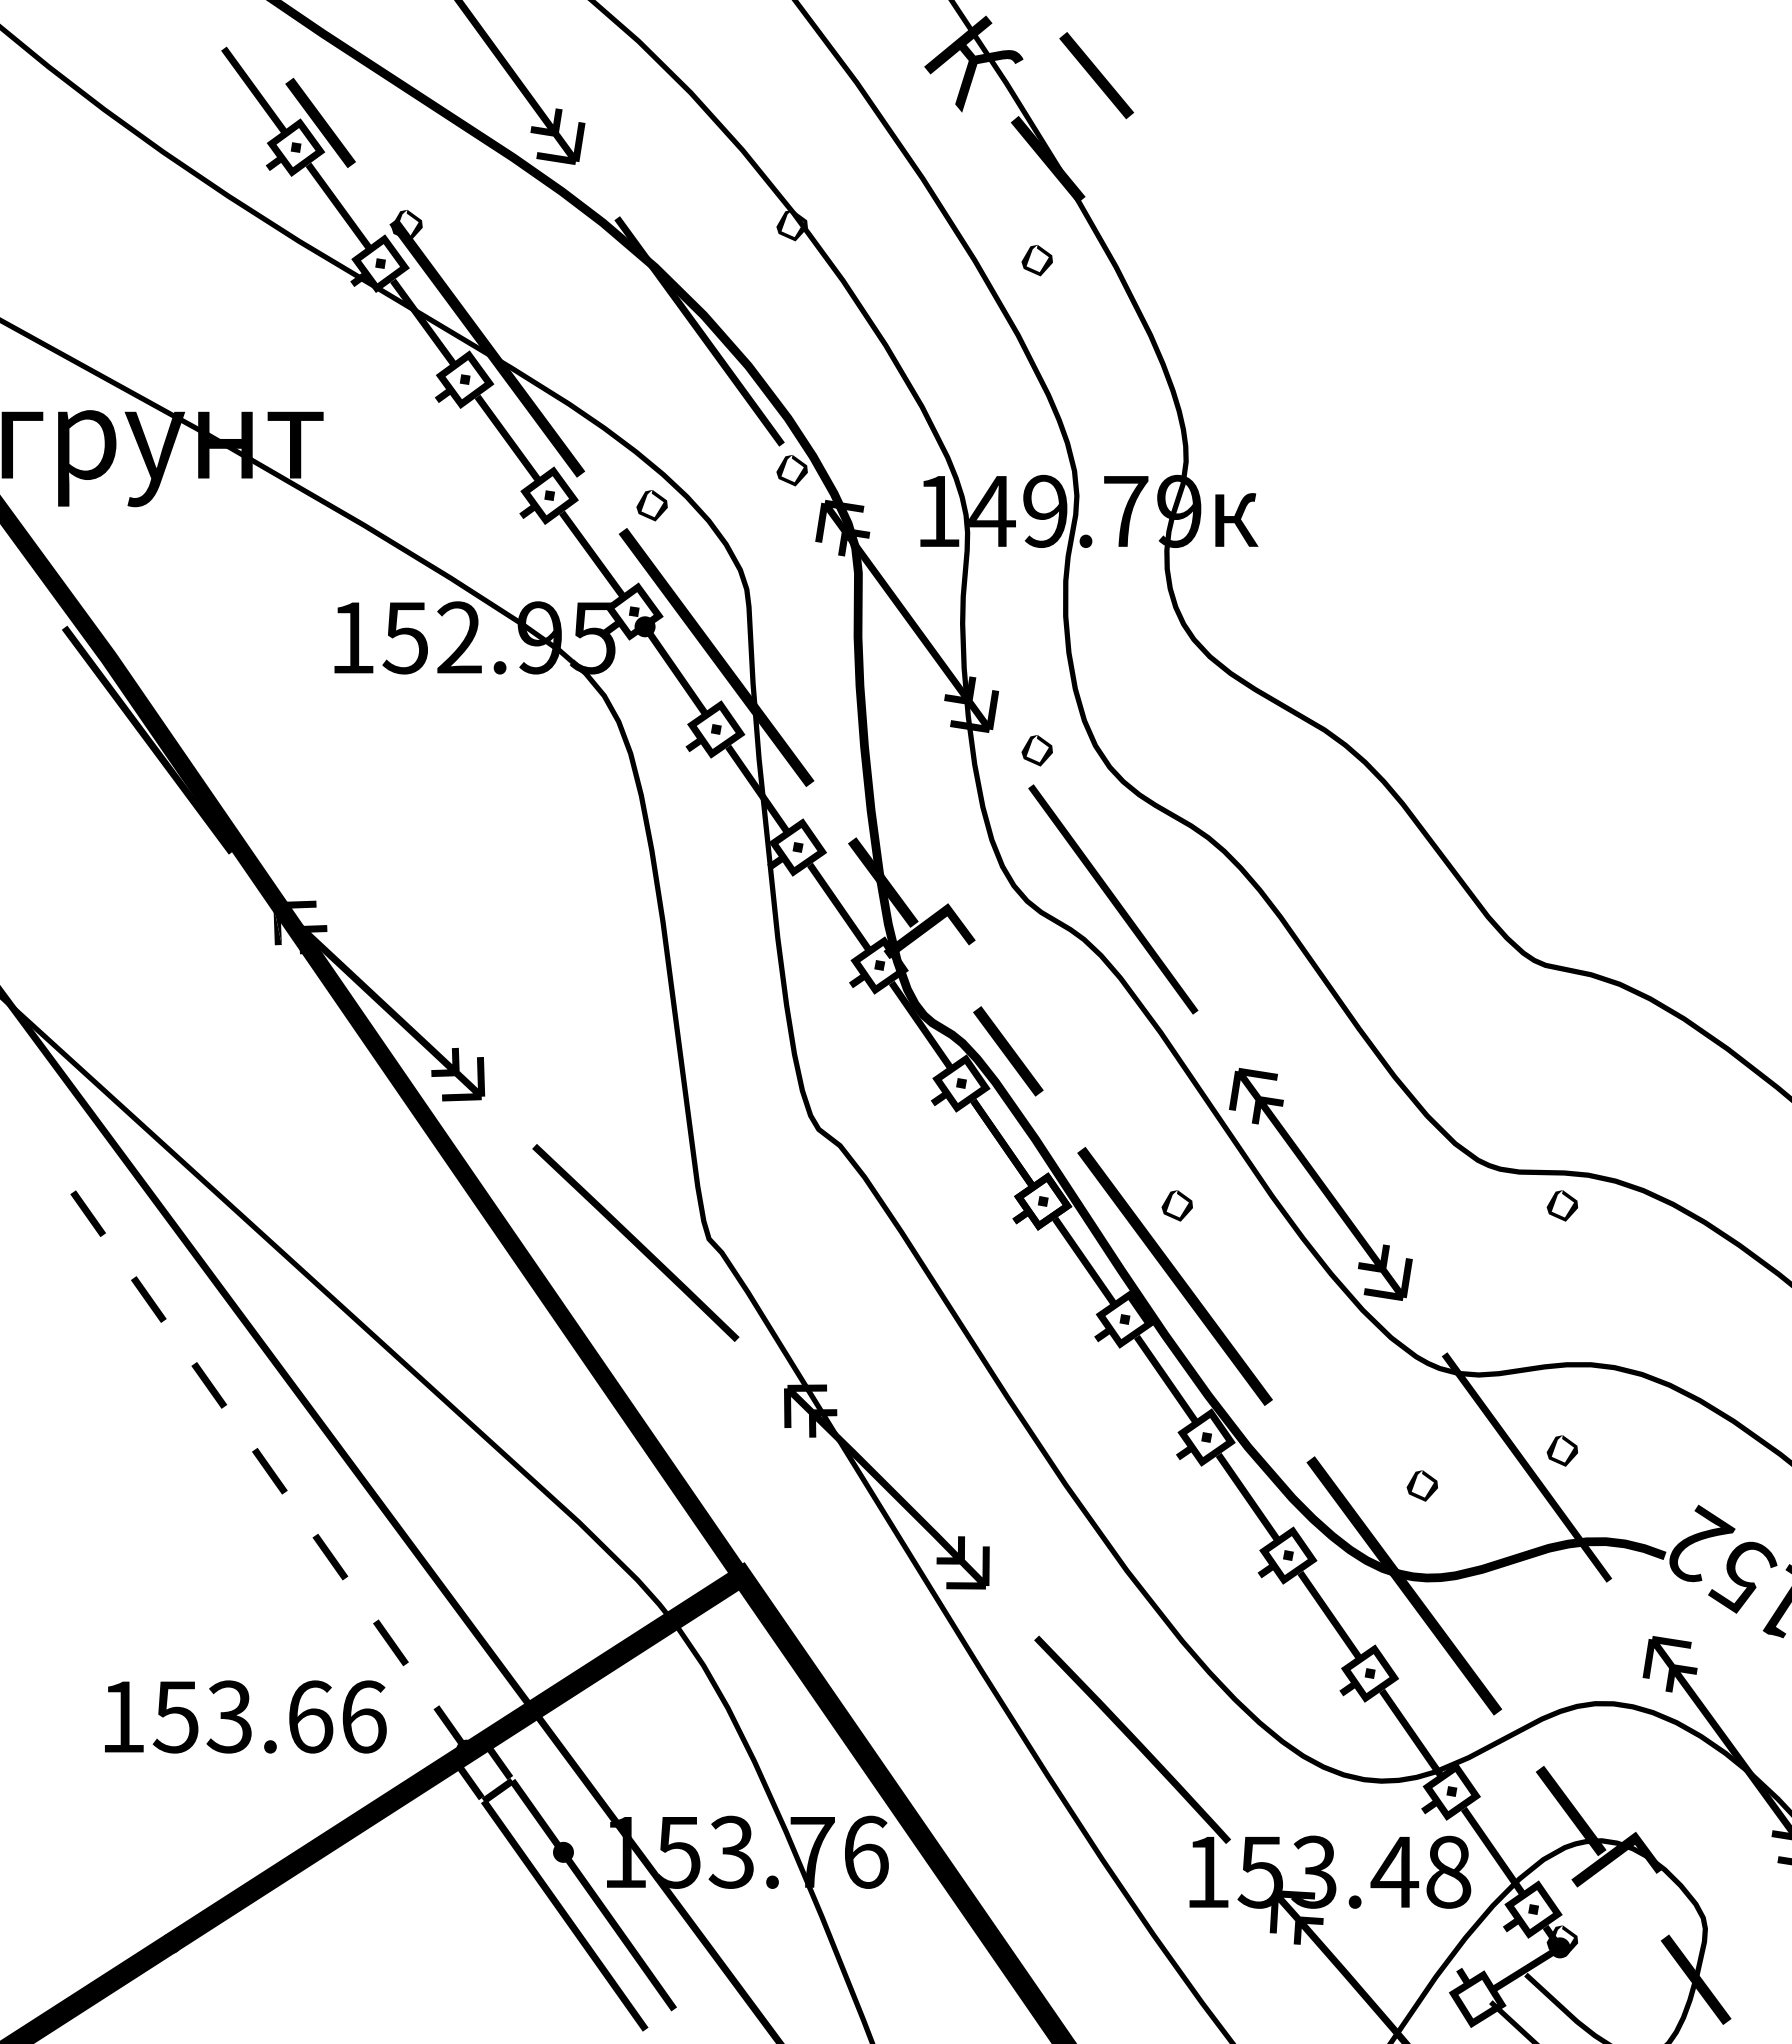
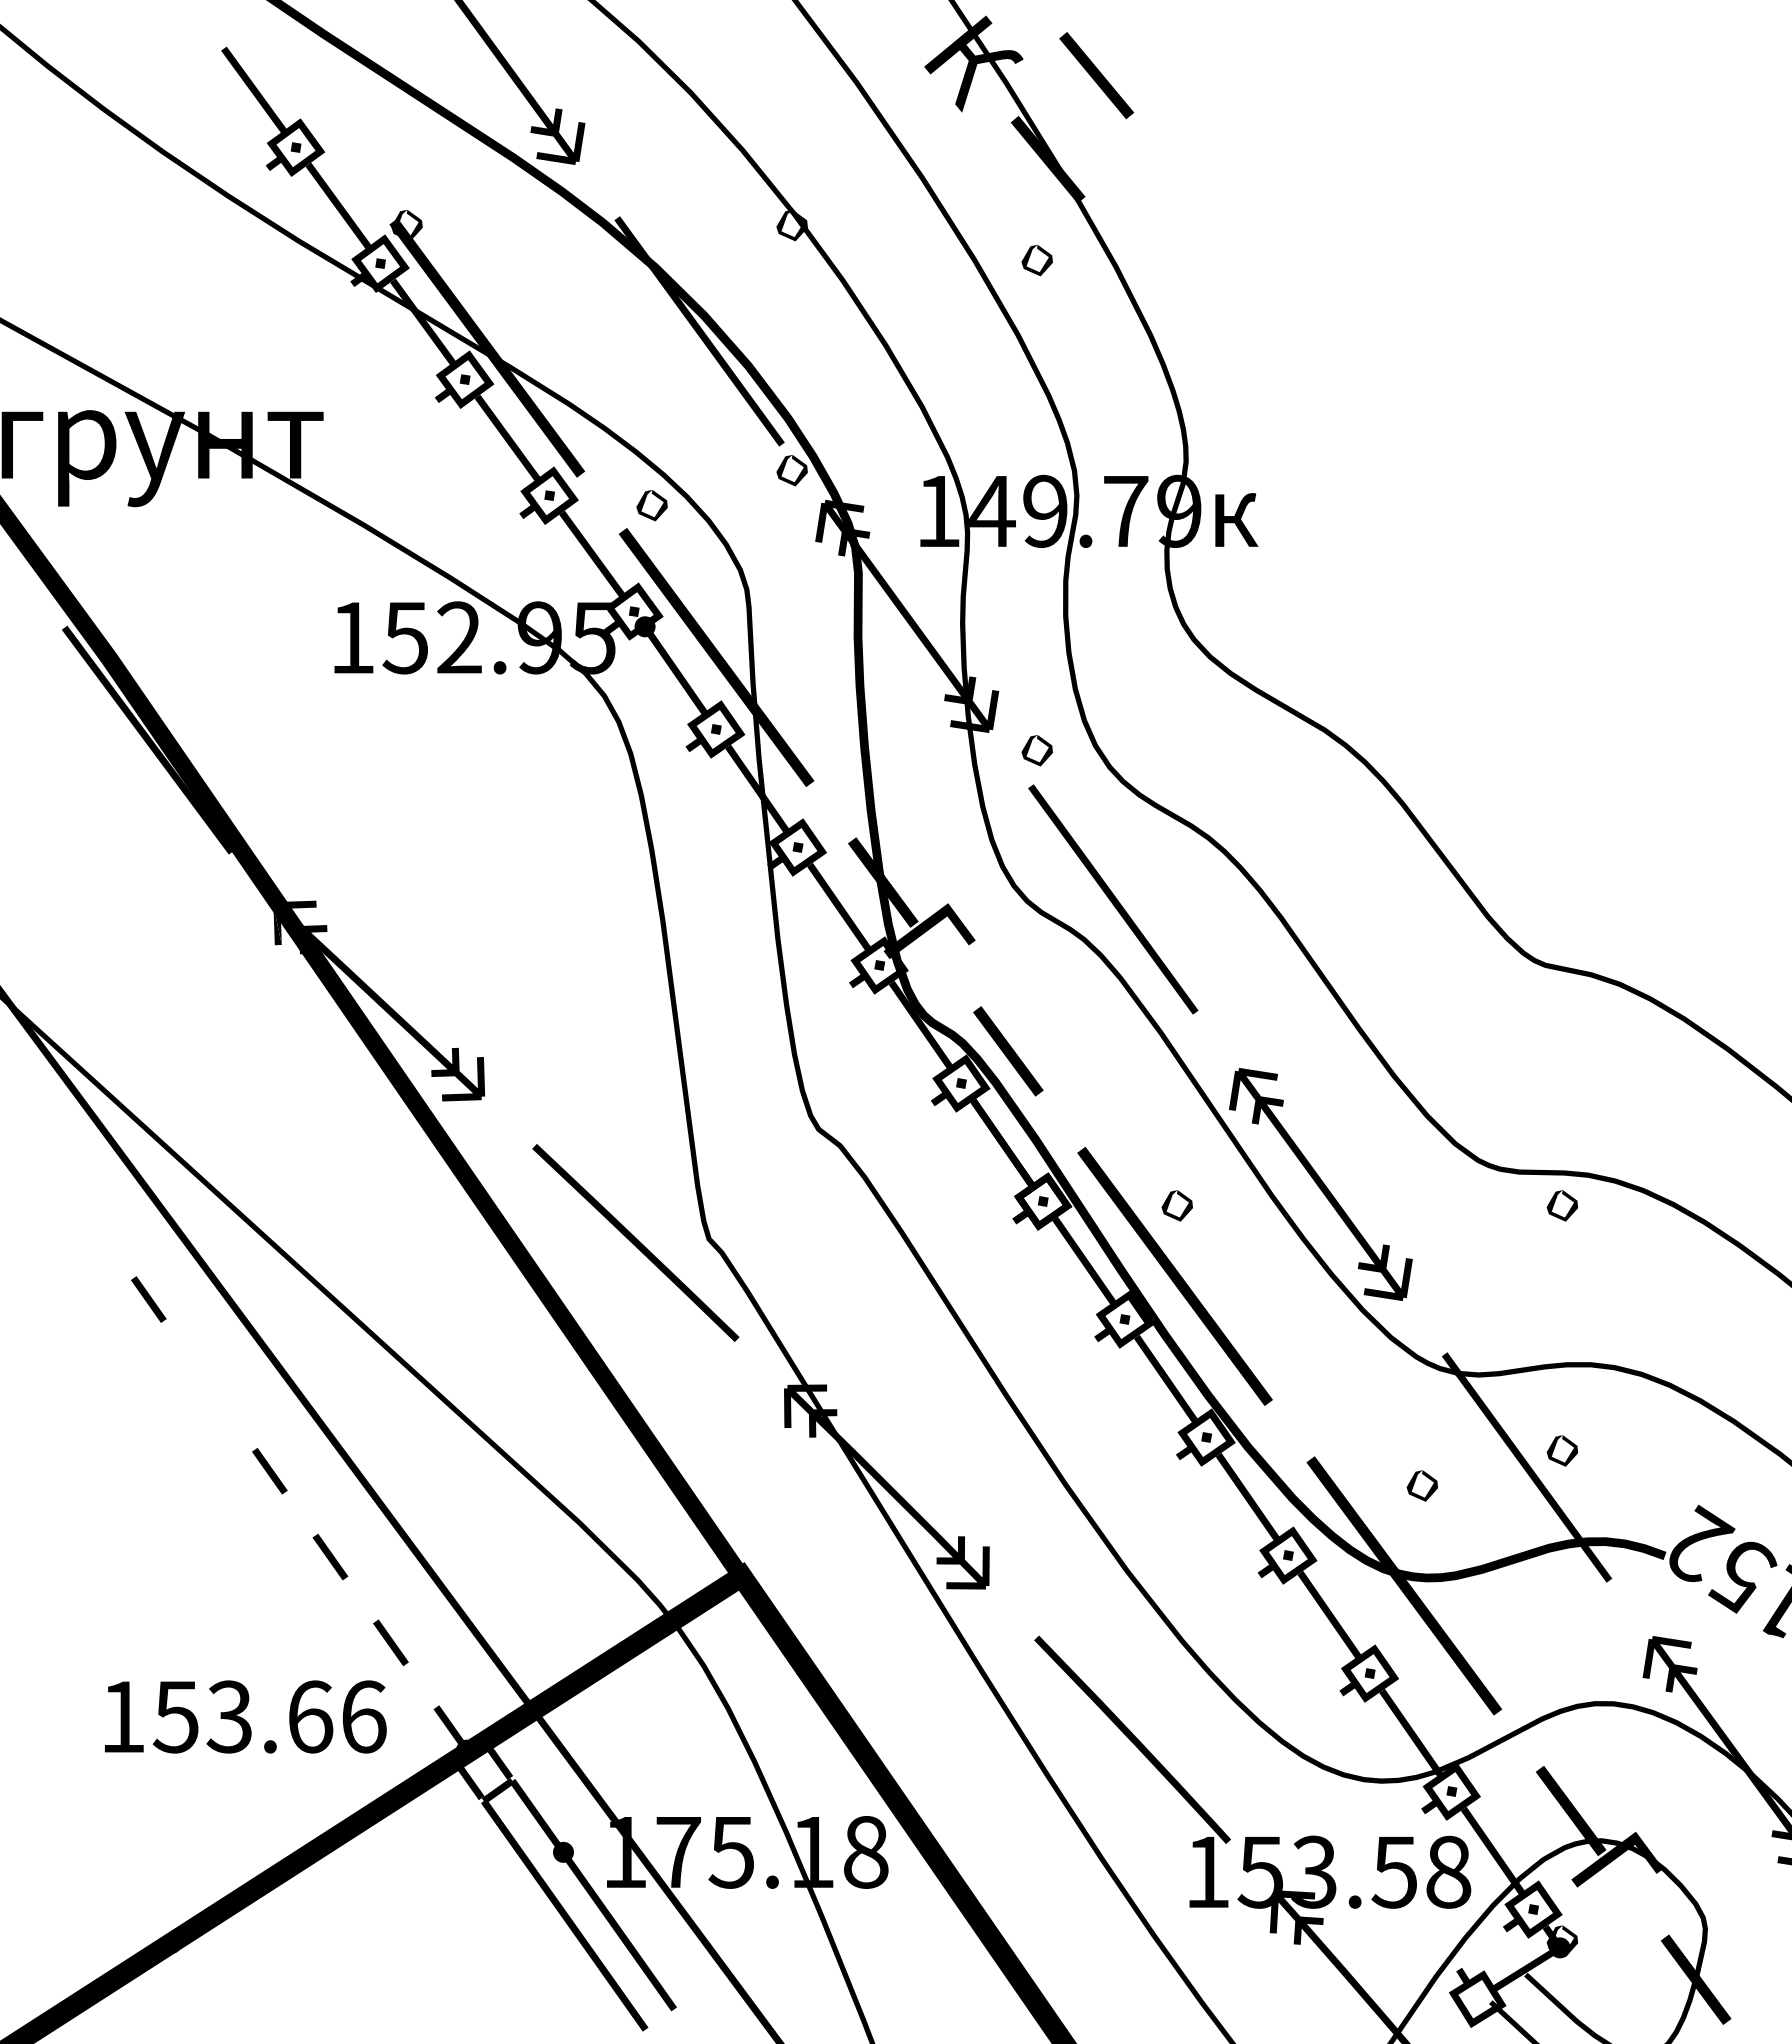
fill: present -> none (320, 122)
fill: present -> none (88, 1213)
part: present -> none (209, 1385)
text: 153.76 -> 175.18 (772, 1851)
text: 153.48 -> 153.58 (1394, 1872)
